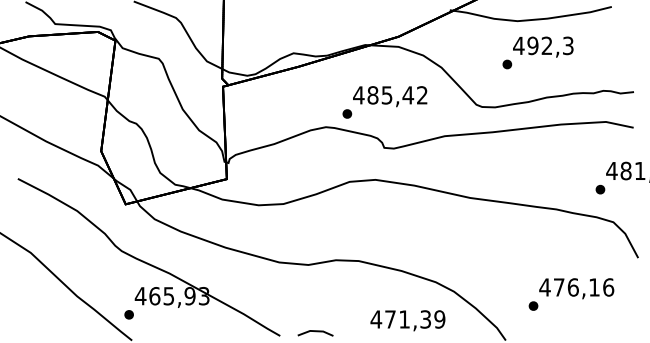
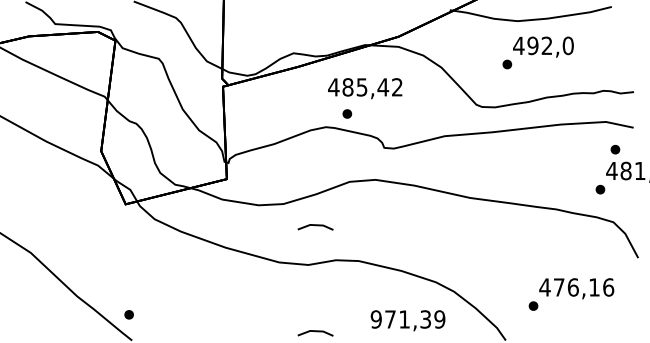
text: 492,3 -> 492,0 (567, 45)
text position: (390, 96) -> (365, 88) (365, 88)
part: none -> present (615, 149)
line: none -> present (315, 226)
part: present -> none (148, 257)
text: 471,39 -> 971,39 (376, 319)
